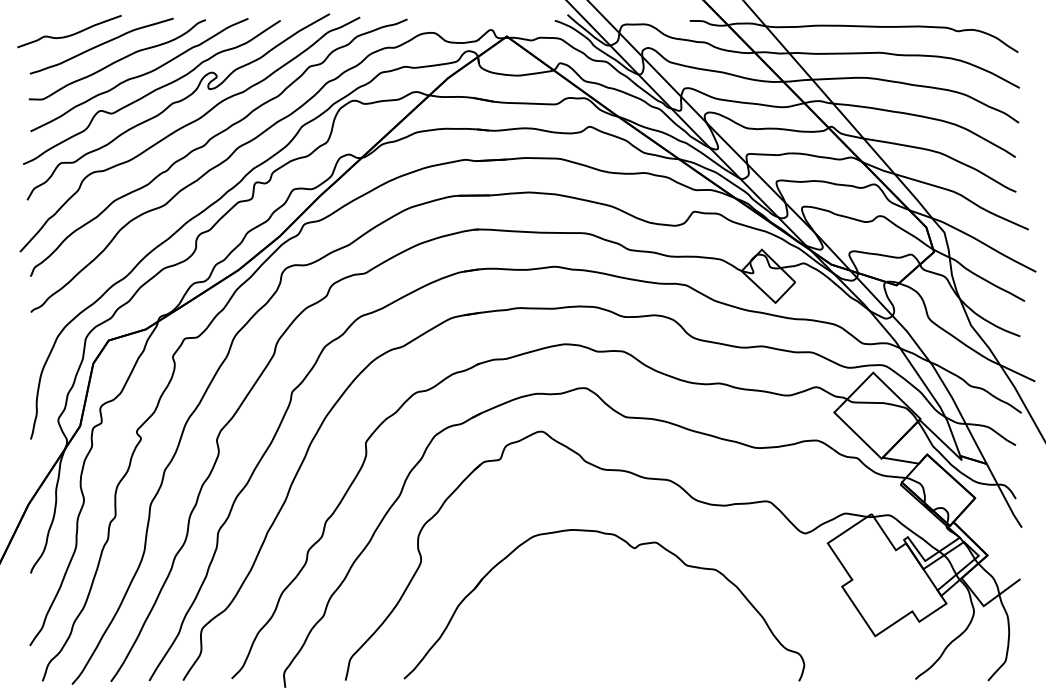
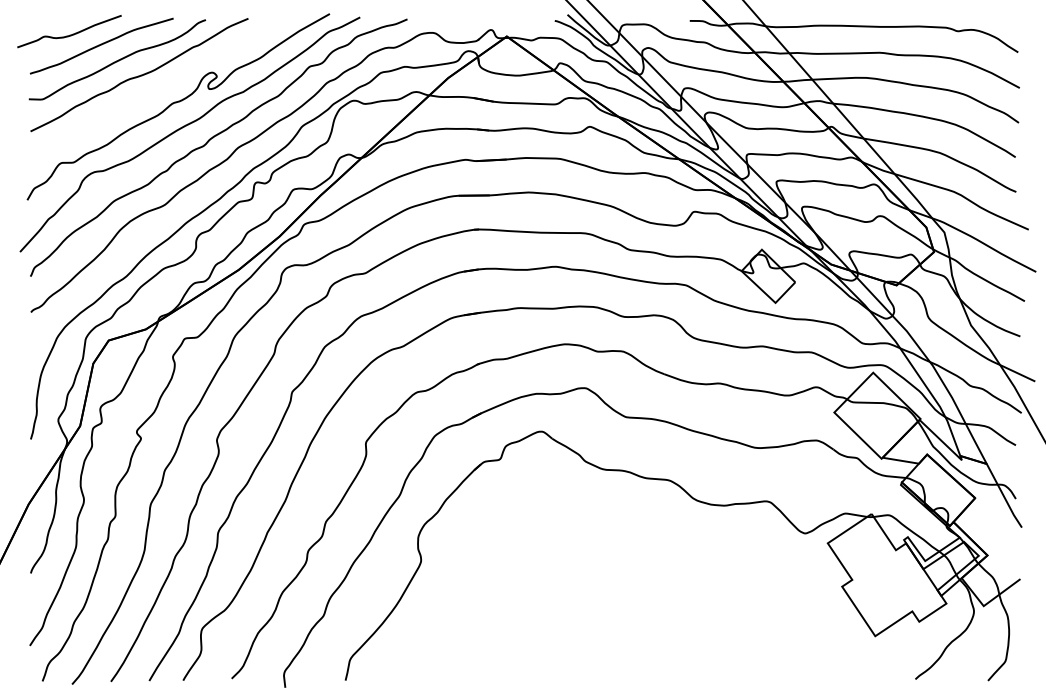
curve: present -> none (151, 92)
part: present -> none (632, 548)
